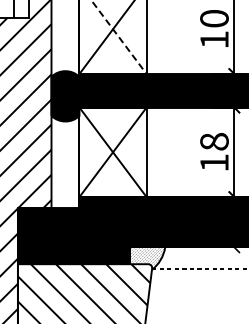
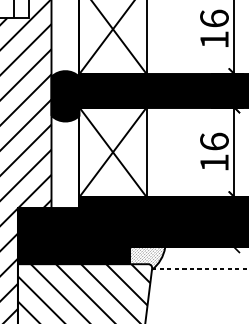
text: 10 -> 16 (214, 18)
line: dashed -> solid (119, 37)
text: 18 -> 16 (214, 141)
